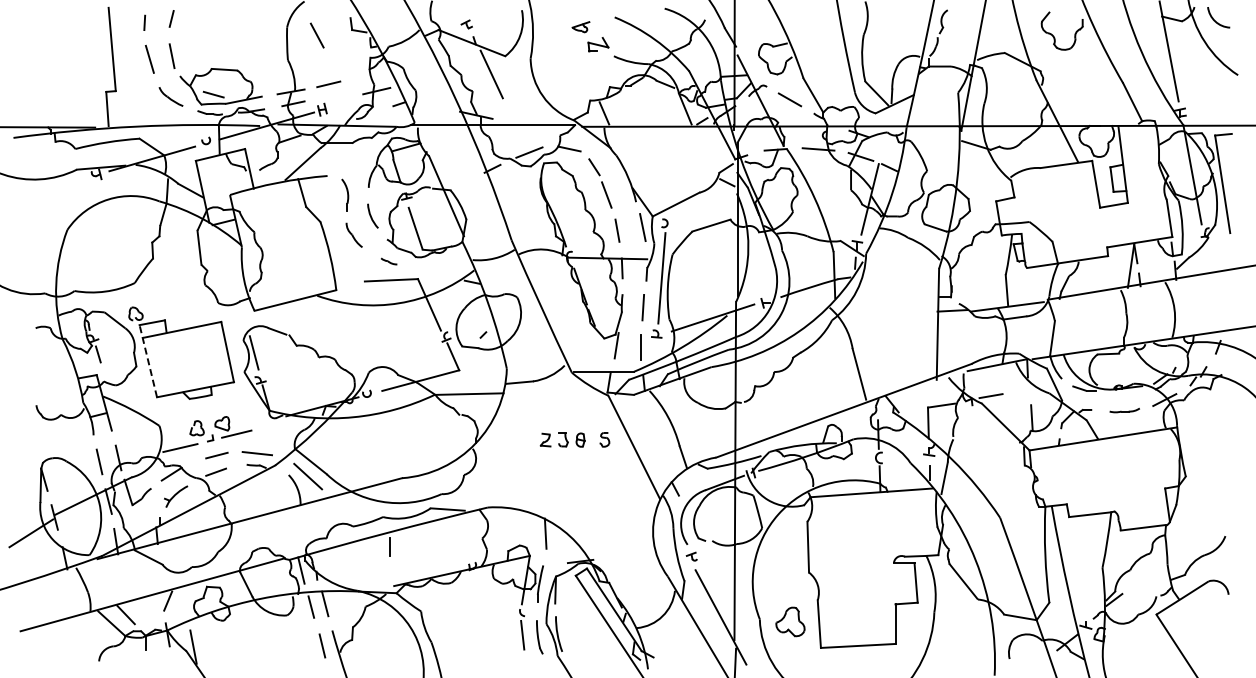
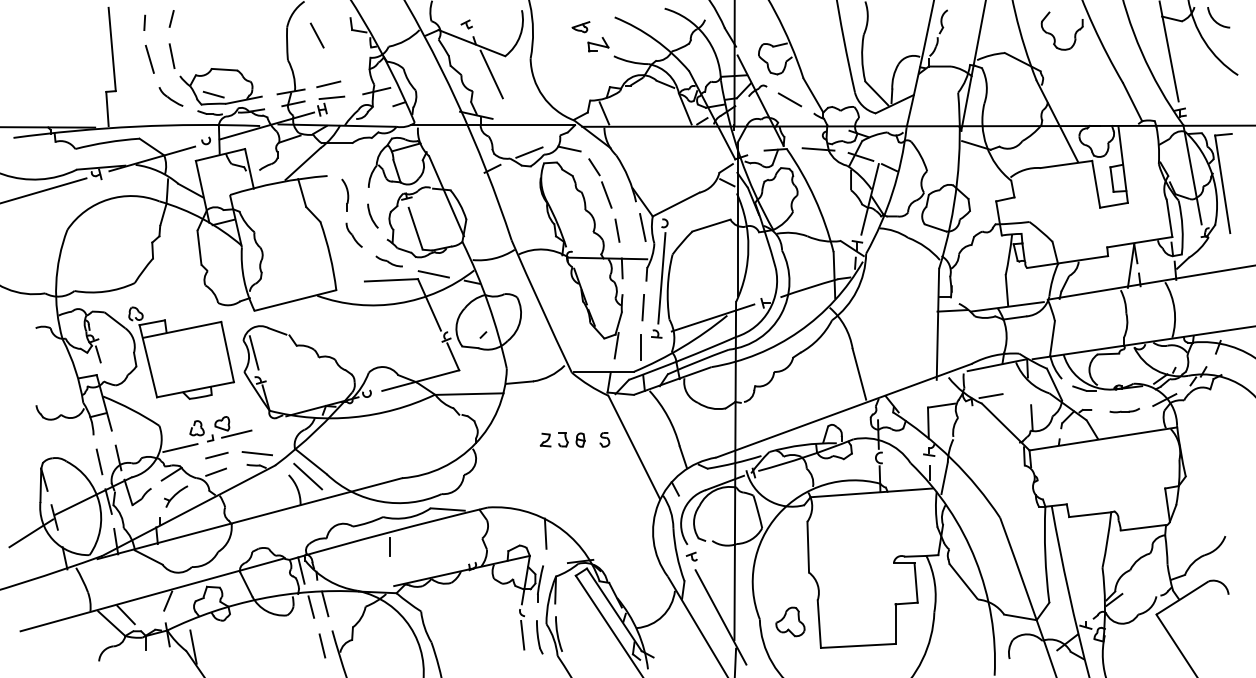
line: none -> present (331, 97)
line: none -> present (44, 190)
part size: 17x9 px -> 28x13 px (388, 261)
line: none -> present (433, 274)
line: dashed -> solid (148, 360)
